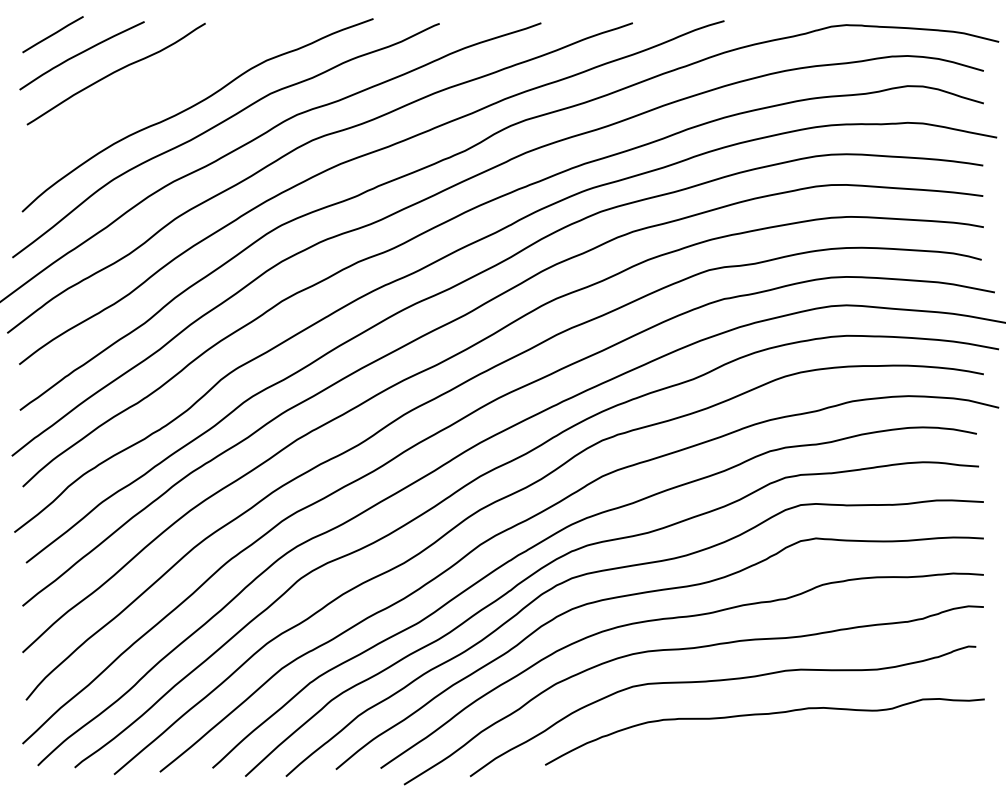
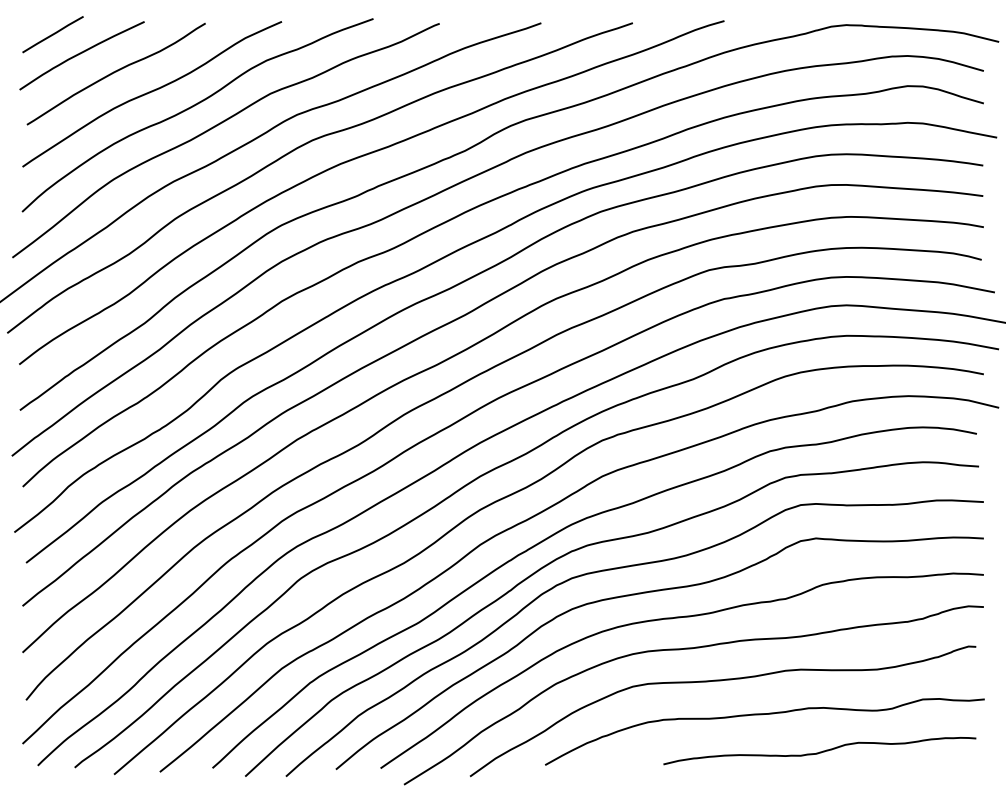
curve: none -> present (152, 92)
curve: none -> present (819, 751)
